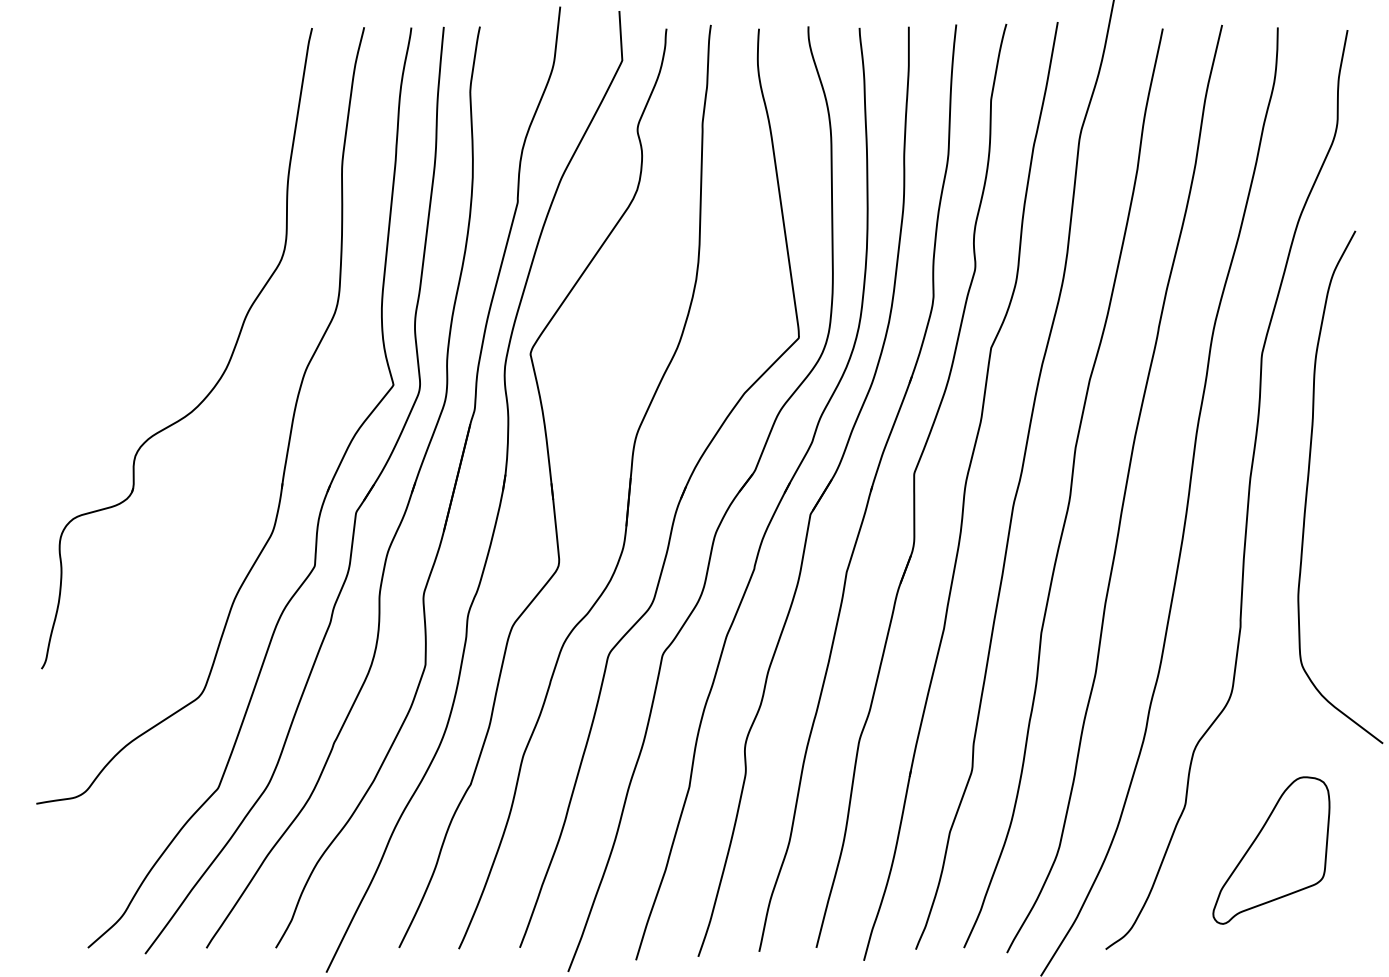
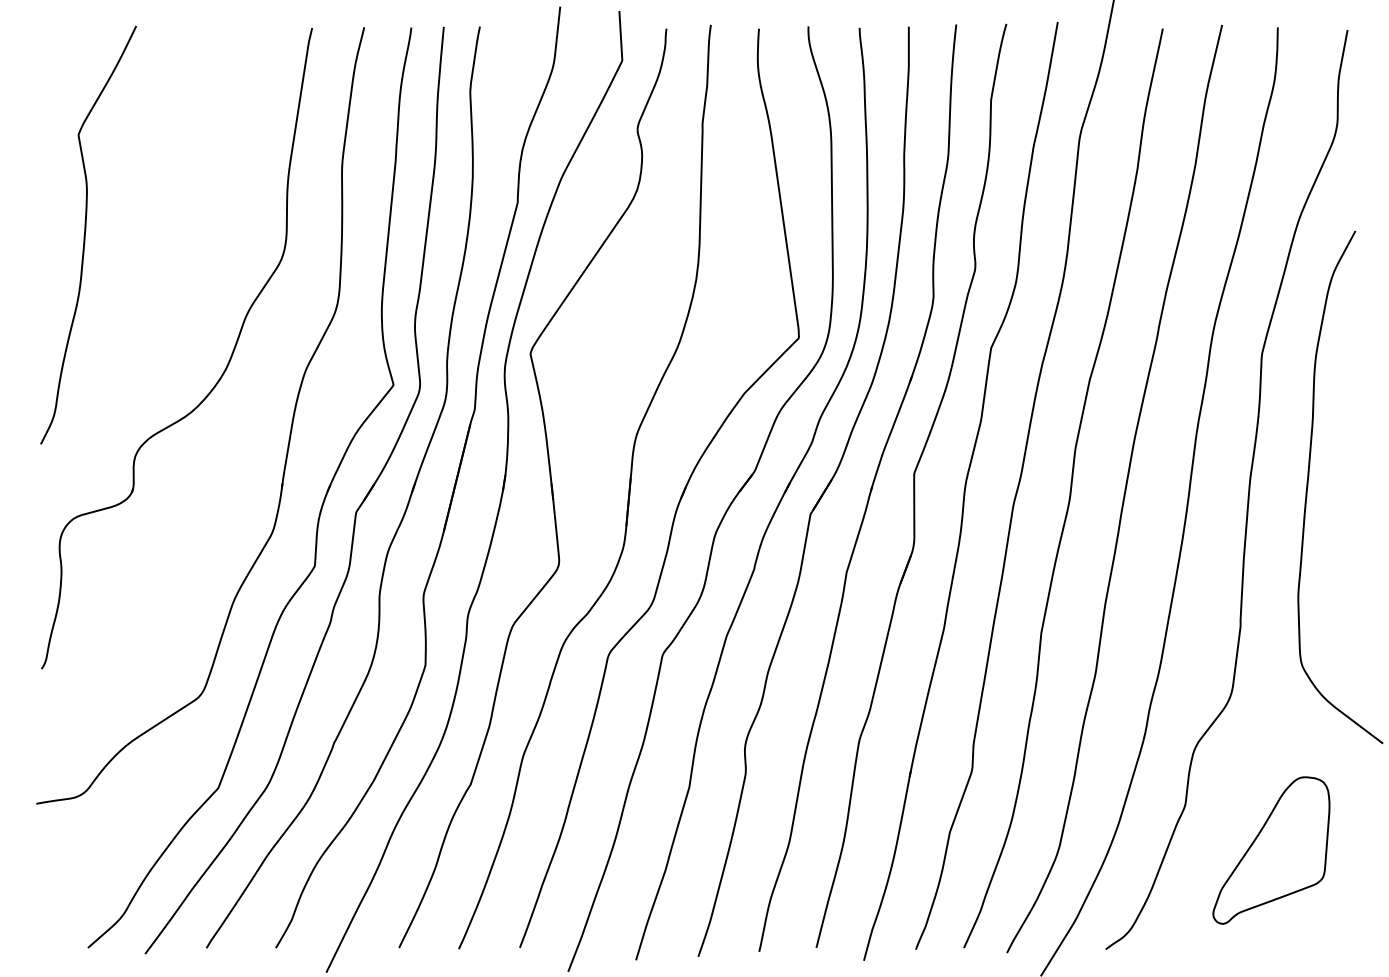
curve: none -> present (85, 234)
